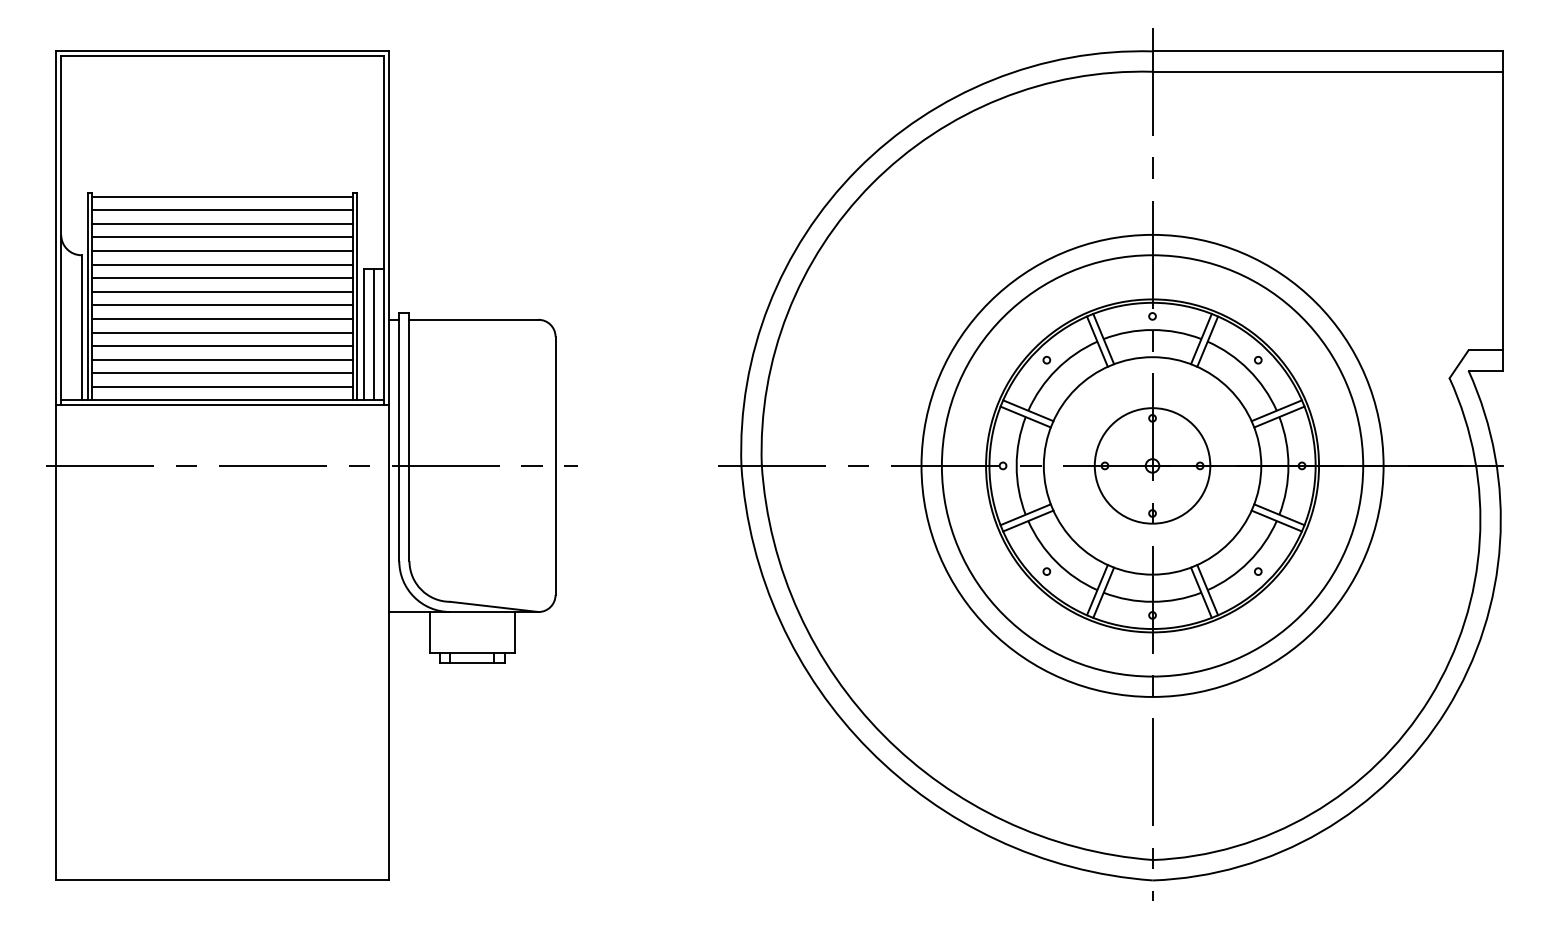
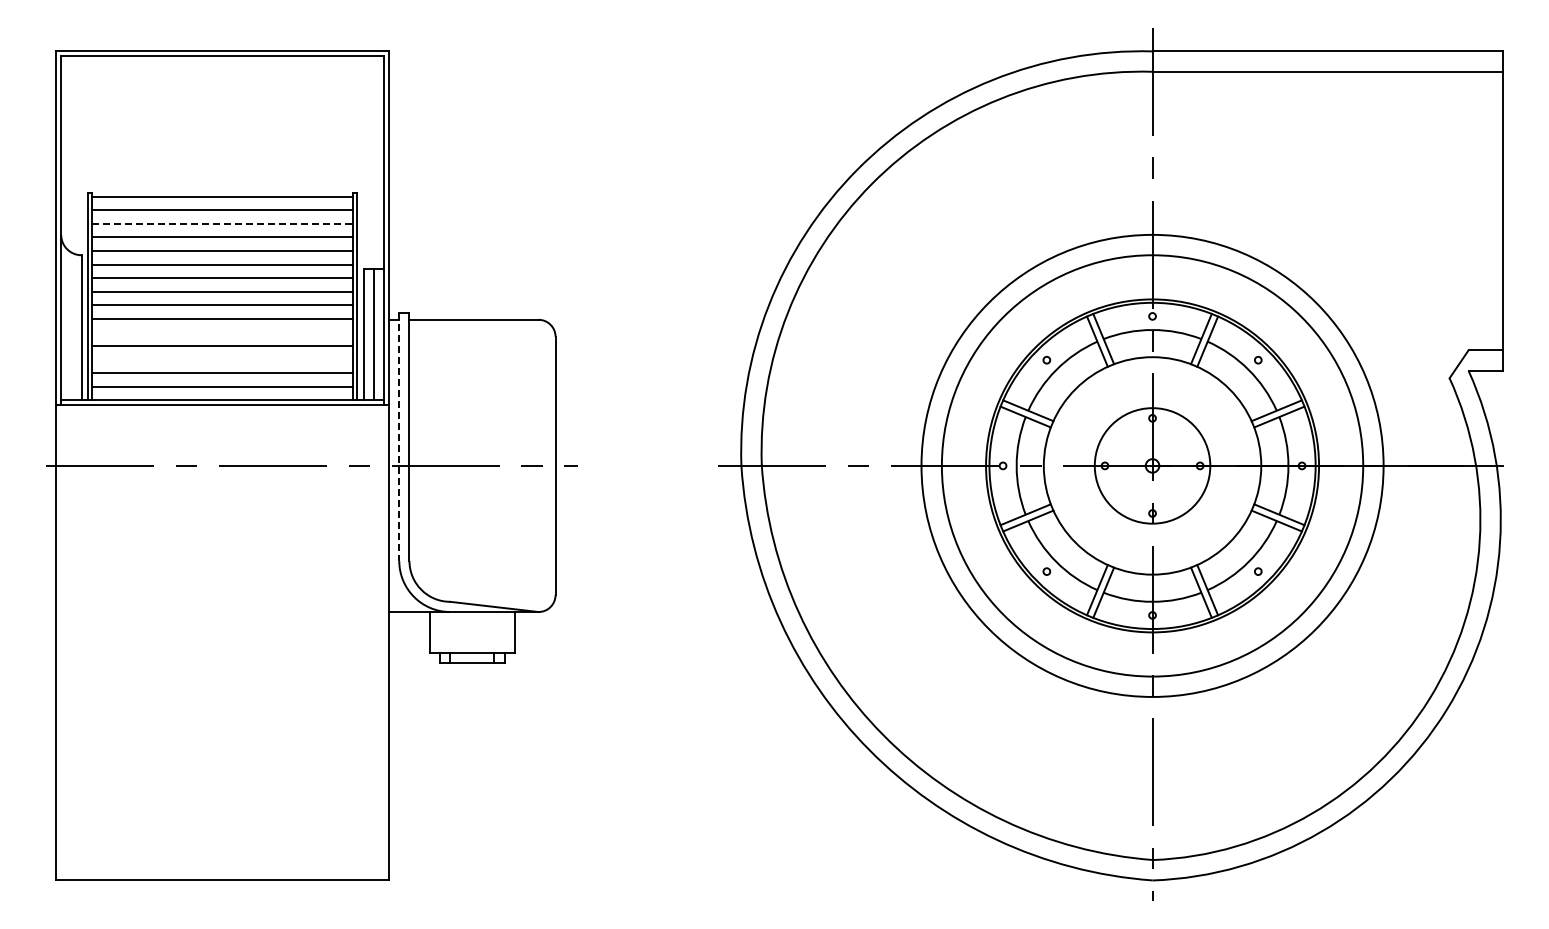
line: solid -> dashed (222, 223)
line: present -> none (222, 332)
line: present -> none (222, 359)
line: solid -> dashed (399, 437)
